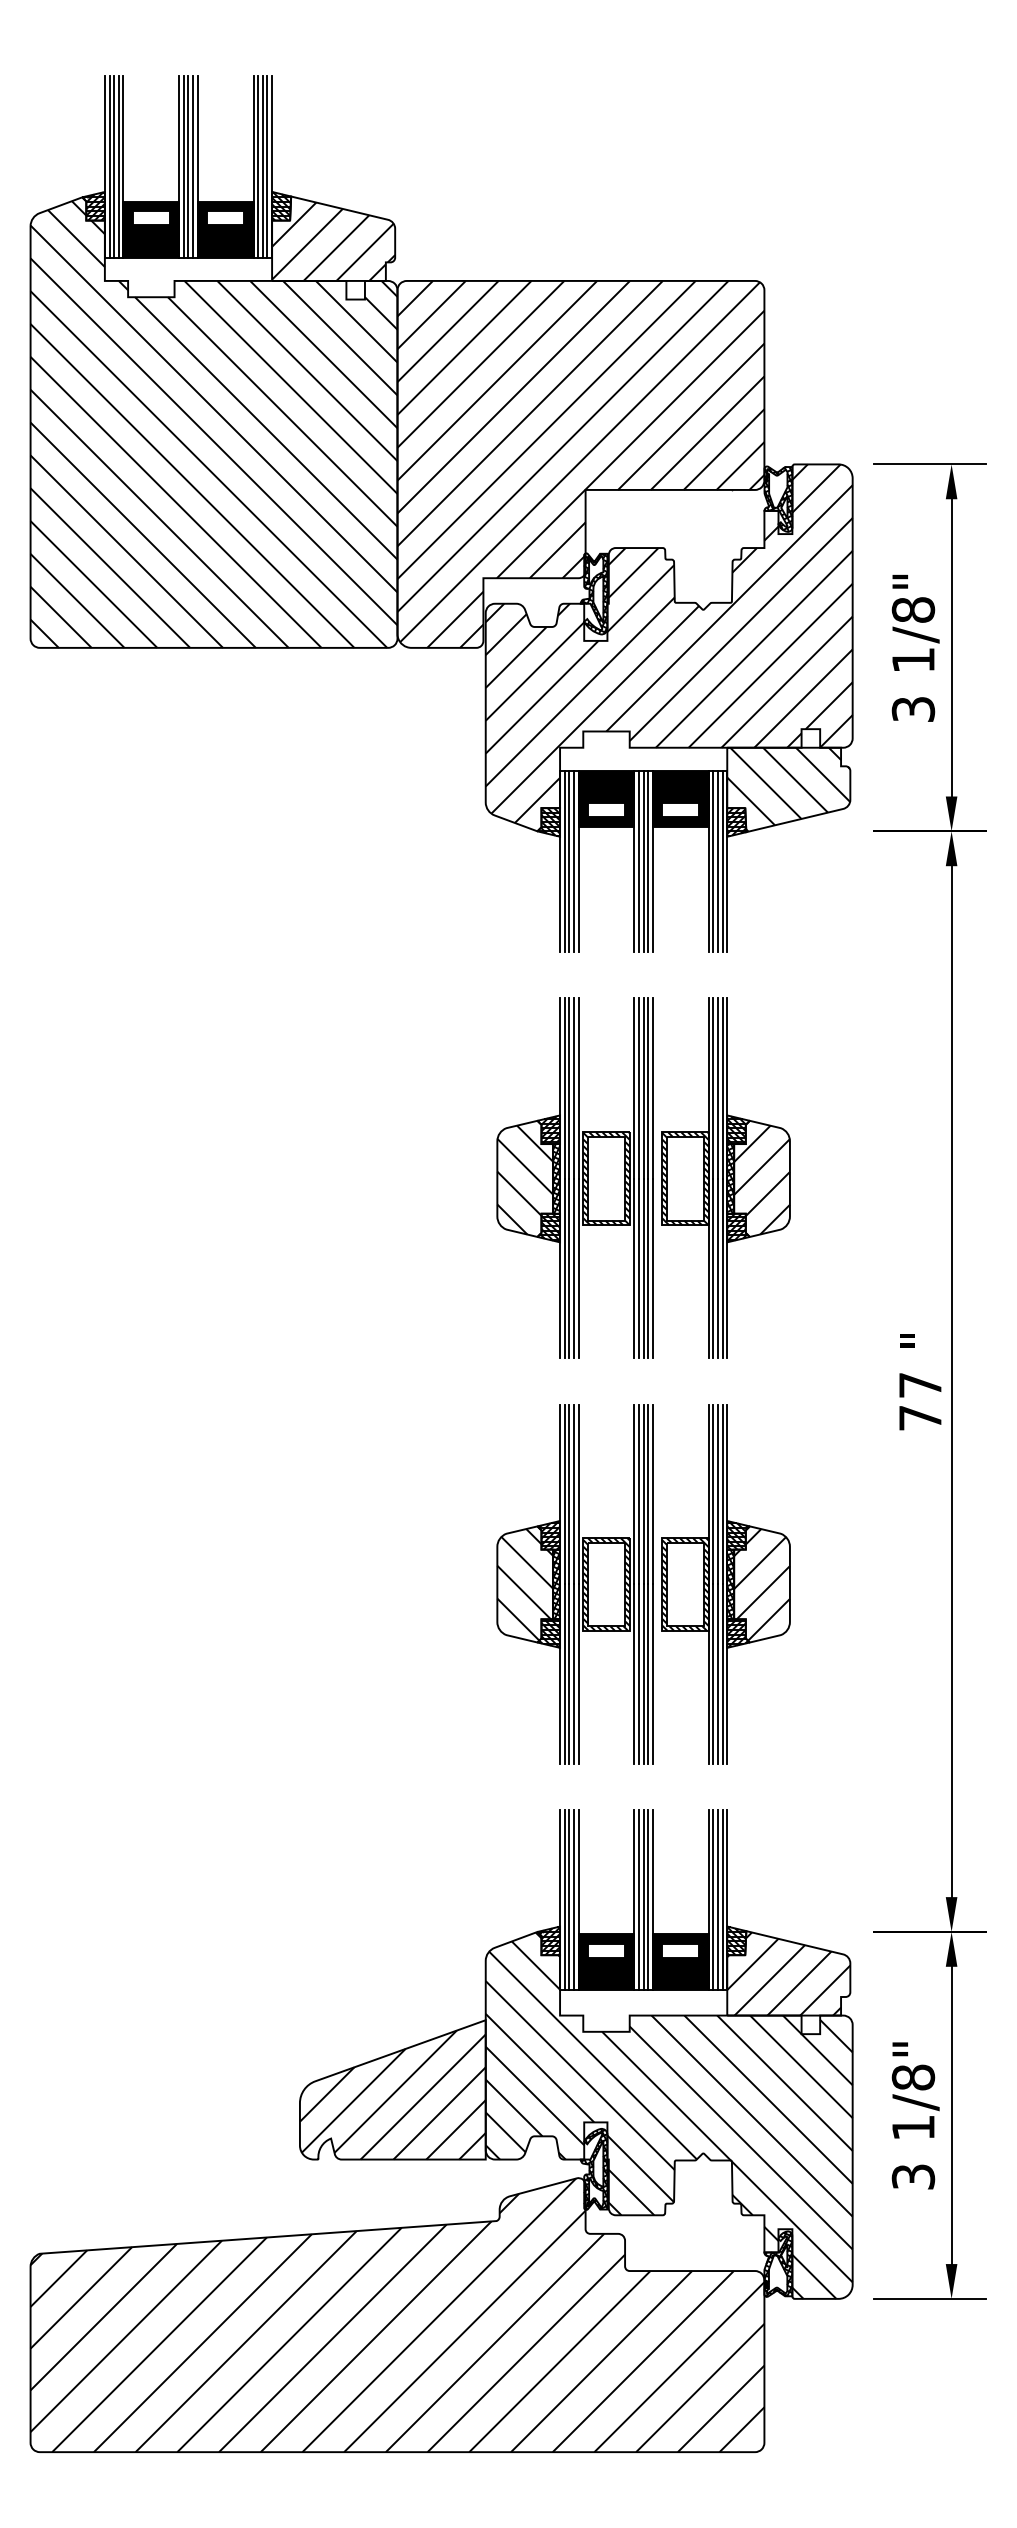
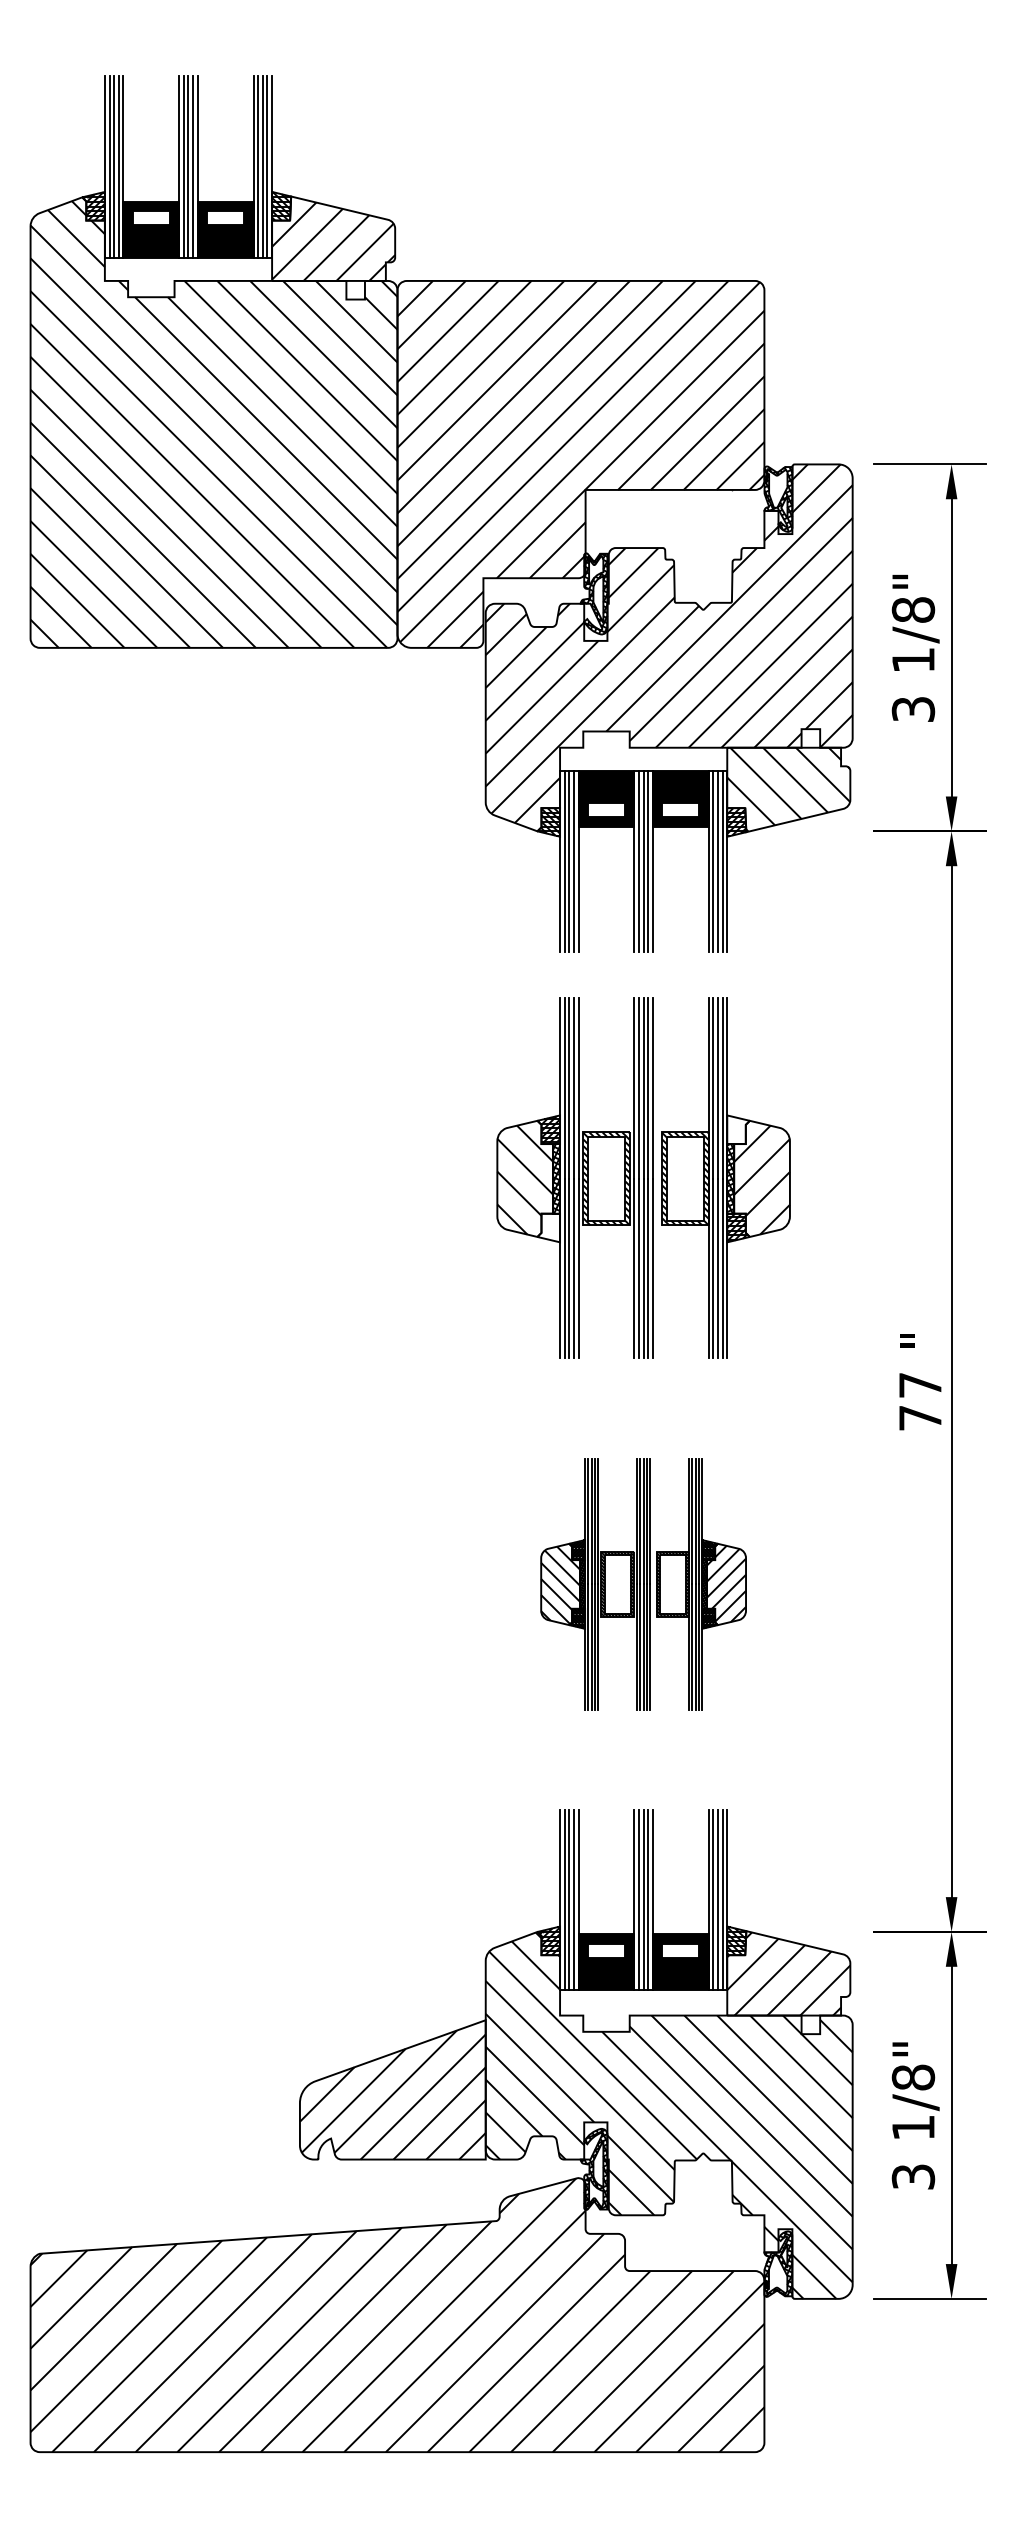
hatch: present -> none (738, 1130)
hatch: present -> none (549, 1226)
part size: 295x361 px -> 207x253 px (643, 1584)
